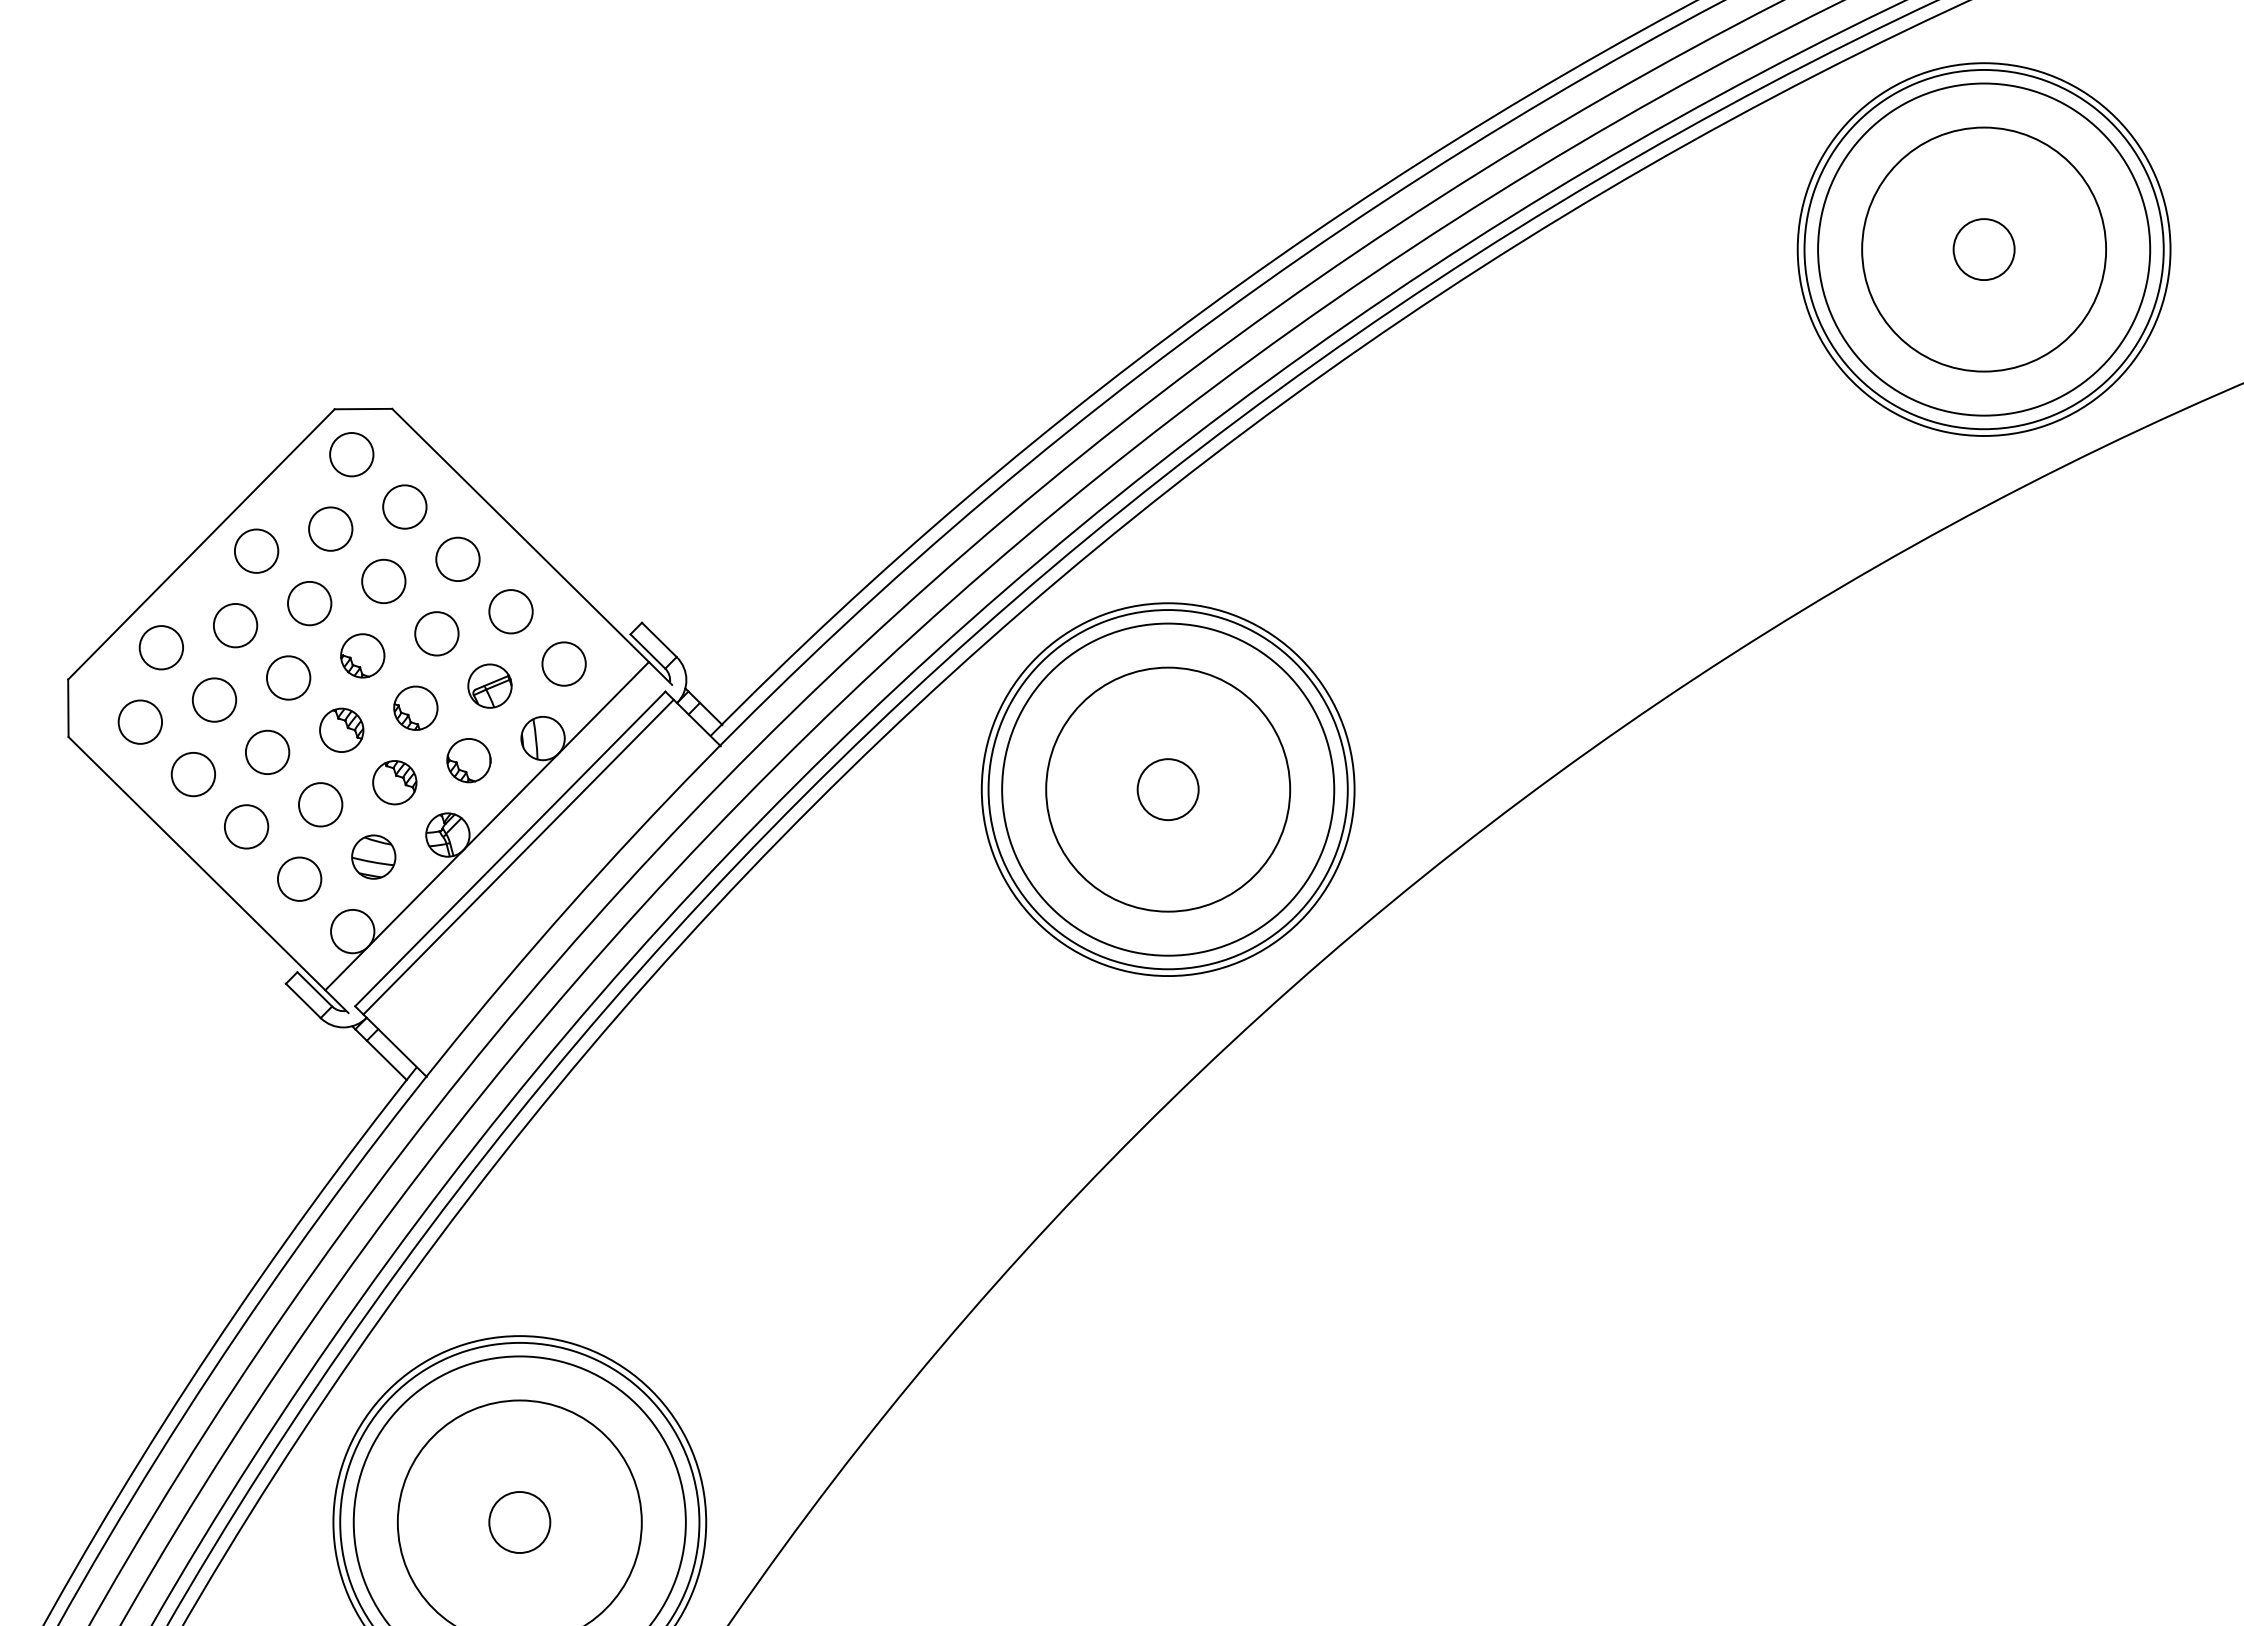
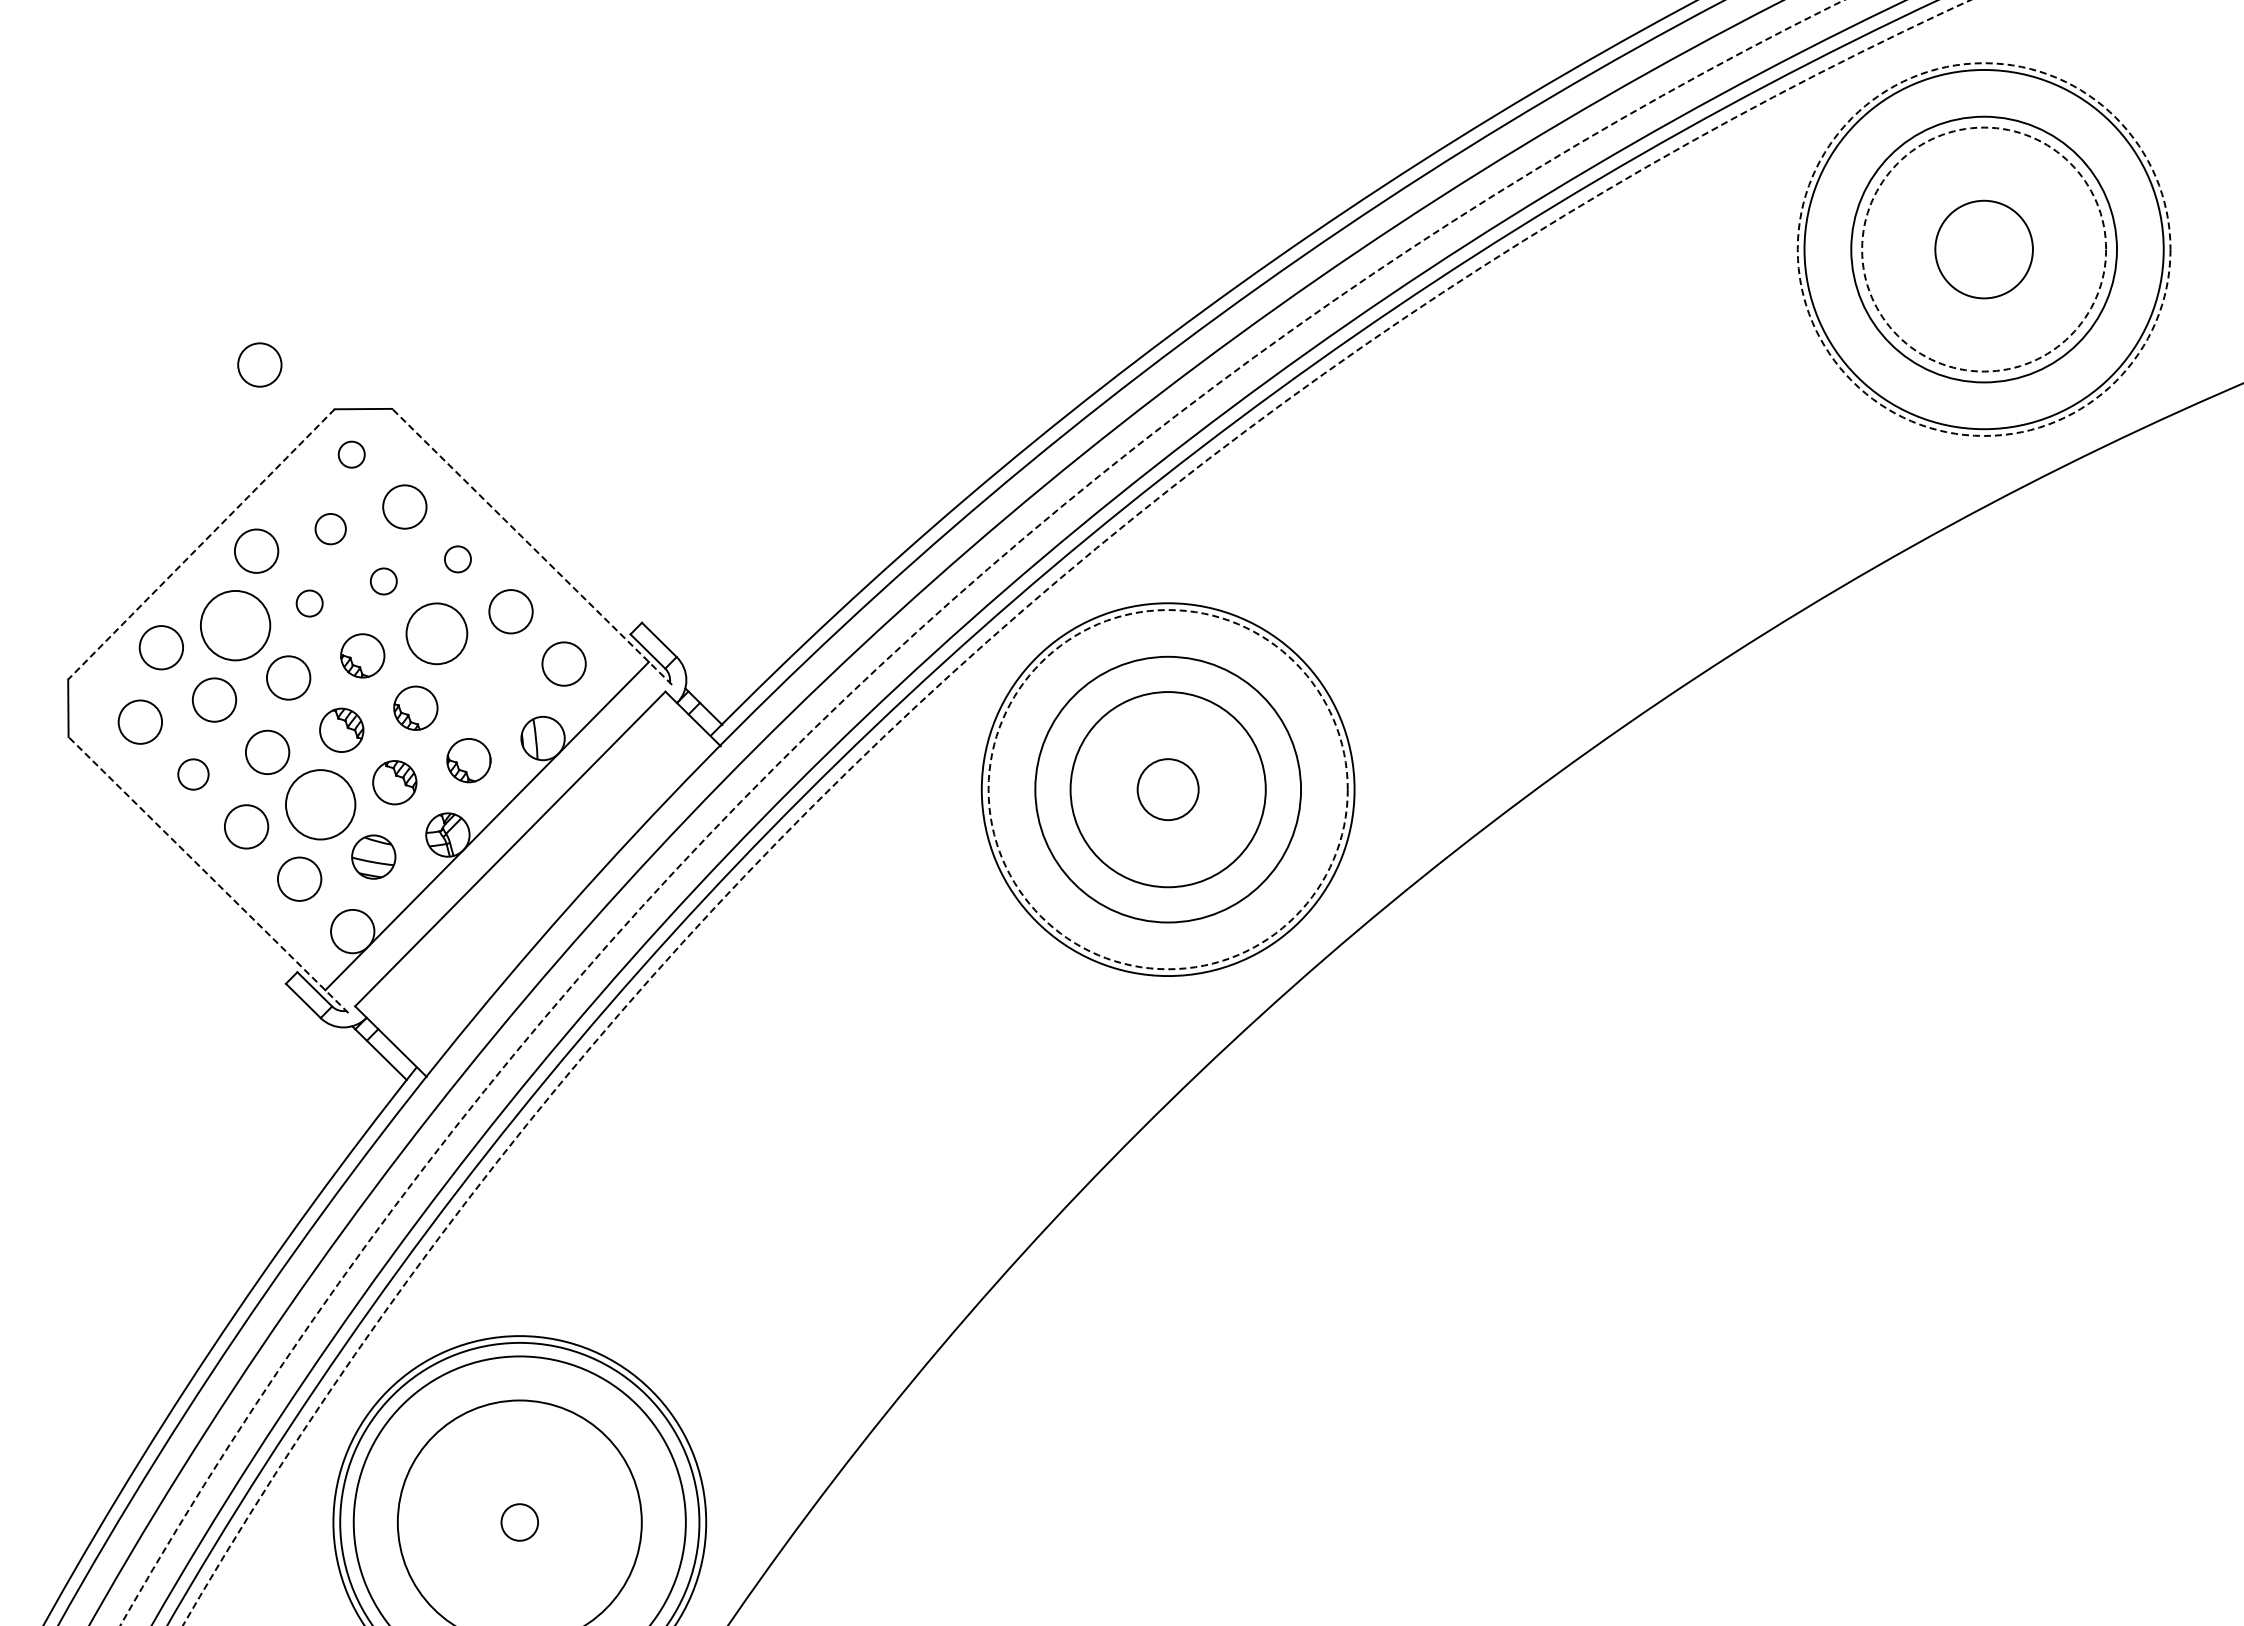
circle diameter: 61 px -> 98 px (1983, 249)
circle: solid -> dashed (1983, 249)
circle diameter: 332 px -> 266 px (1983, 249)
circle: solid -> dashed (1984, 249)
circle: none -> present (259, 364)
circle diameter: 43 px -> 26 px (351, 454)
circle diameter: 43 px -> 30 px (330, 528)
line: solid -> dashed (201, 544)
line: solid -> dashed (532, 546)
circle diameter: 43 px -> 26 px (457, 559)
circle diameter: 43 px -> 26 px (383, 581)
circle diameter: 43 px -> 26 px (309, 603)
circle diameter: 43 px -> 69 px (235, 625)
circle diameter: 43 px -> 61 px (436, 633)
part: present -> none (489, 685)
circle diameter: 43 px -> 30 px (193, 774)
circle: solid -> dashed (1167, 789)
circle diameter: 244 px -> 195 px (1167, 789)
circle diameter: 332 px -> 266 px (1168, 789)
circle diameter: 43 px -> 69 px (320, 804)
circle: solid -> dashed (981, 812)
circle: solid -> dashed (1076, 812)
line: present -> none (518, 856)
line: solid -> dashed (208, 875)
circle diameter: 61 px -> 37 px (519, 1522)
